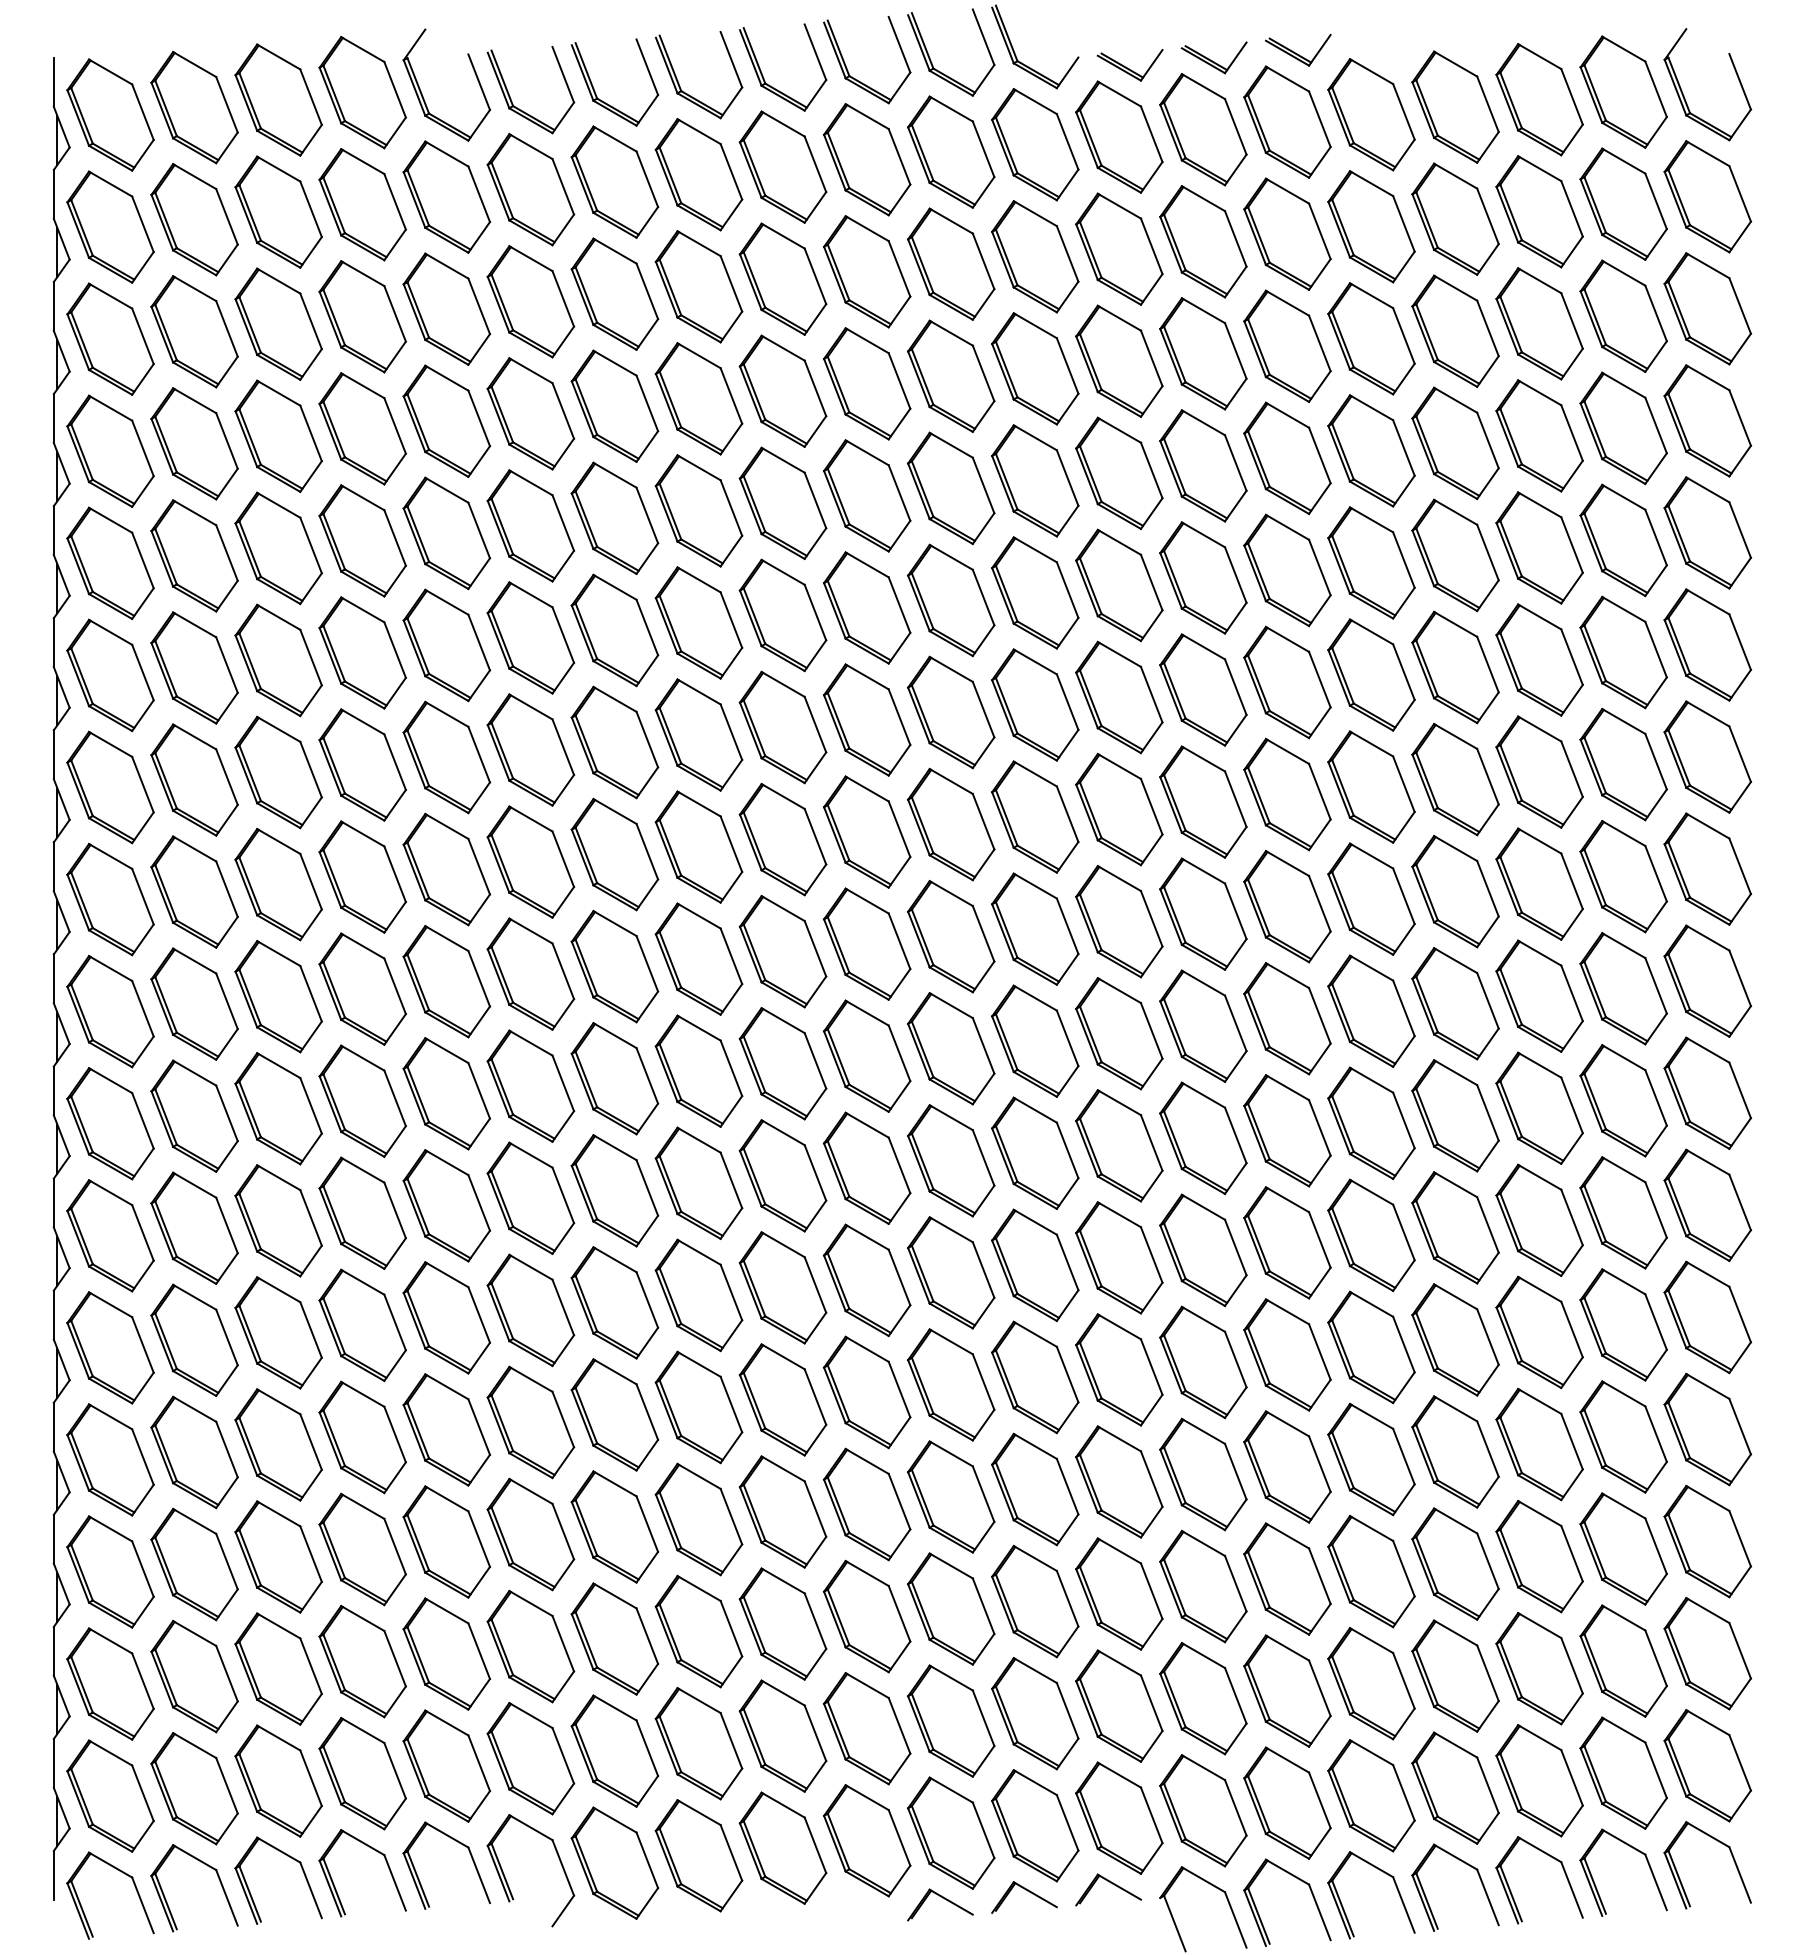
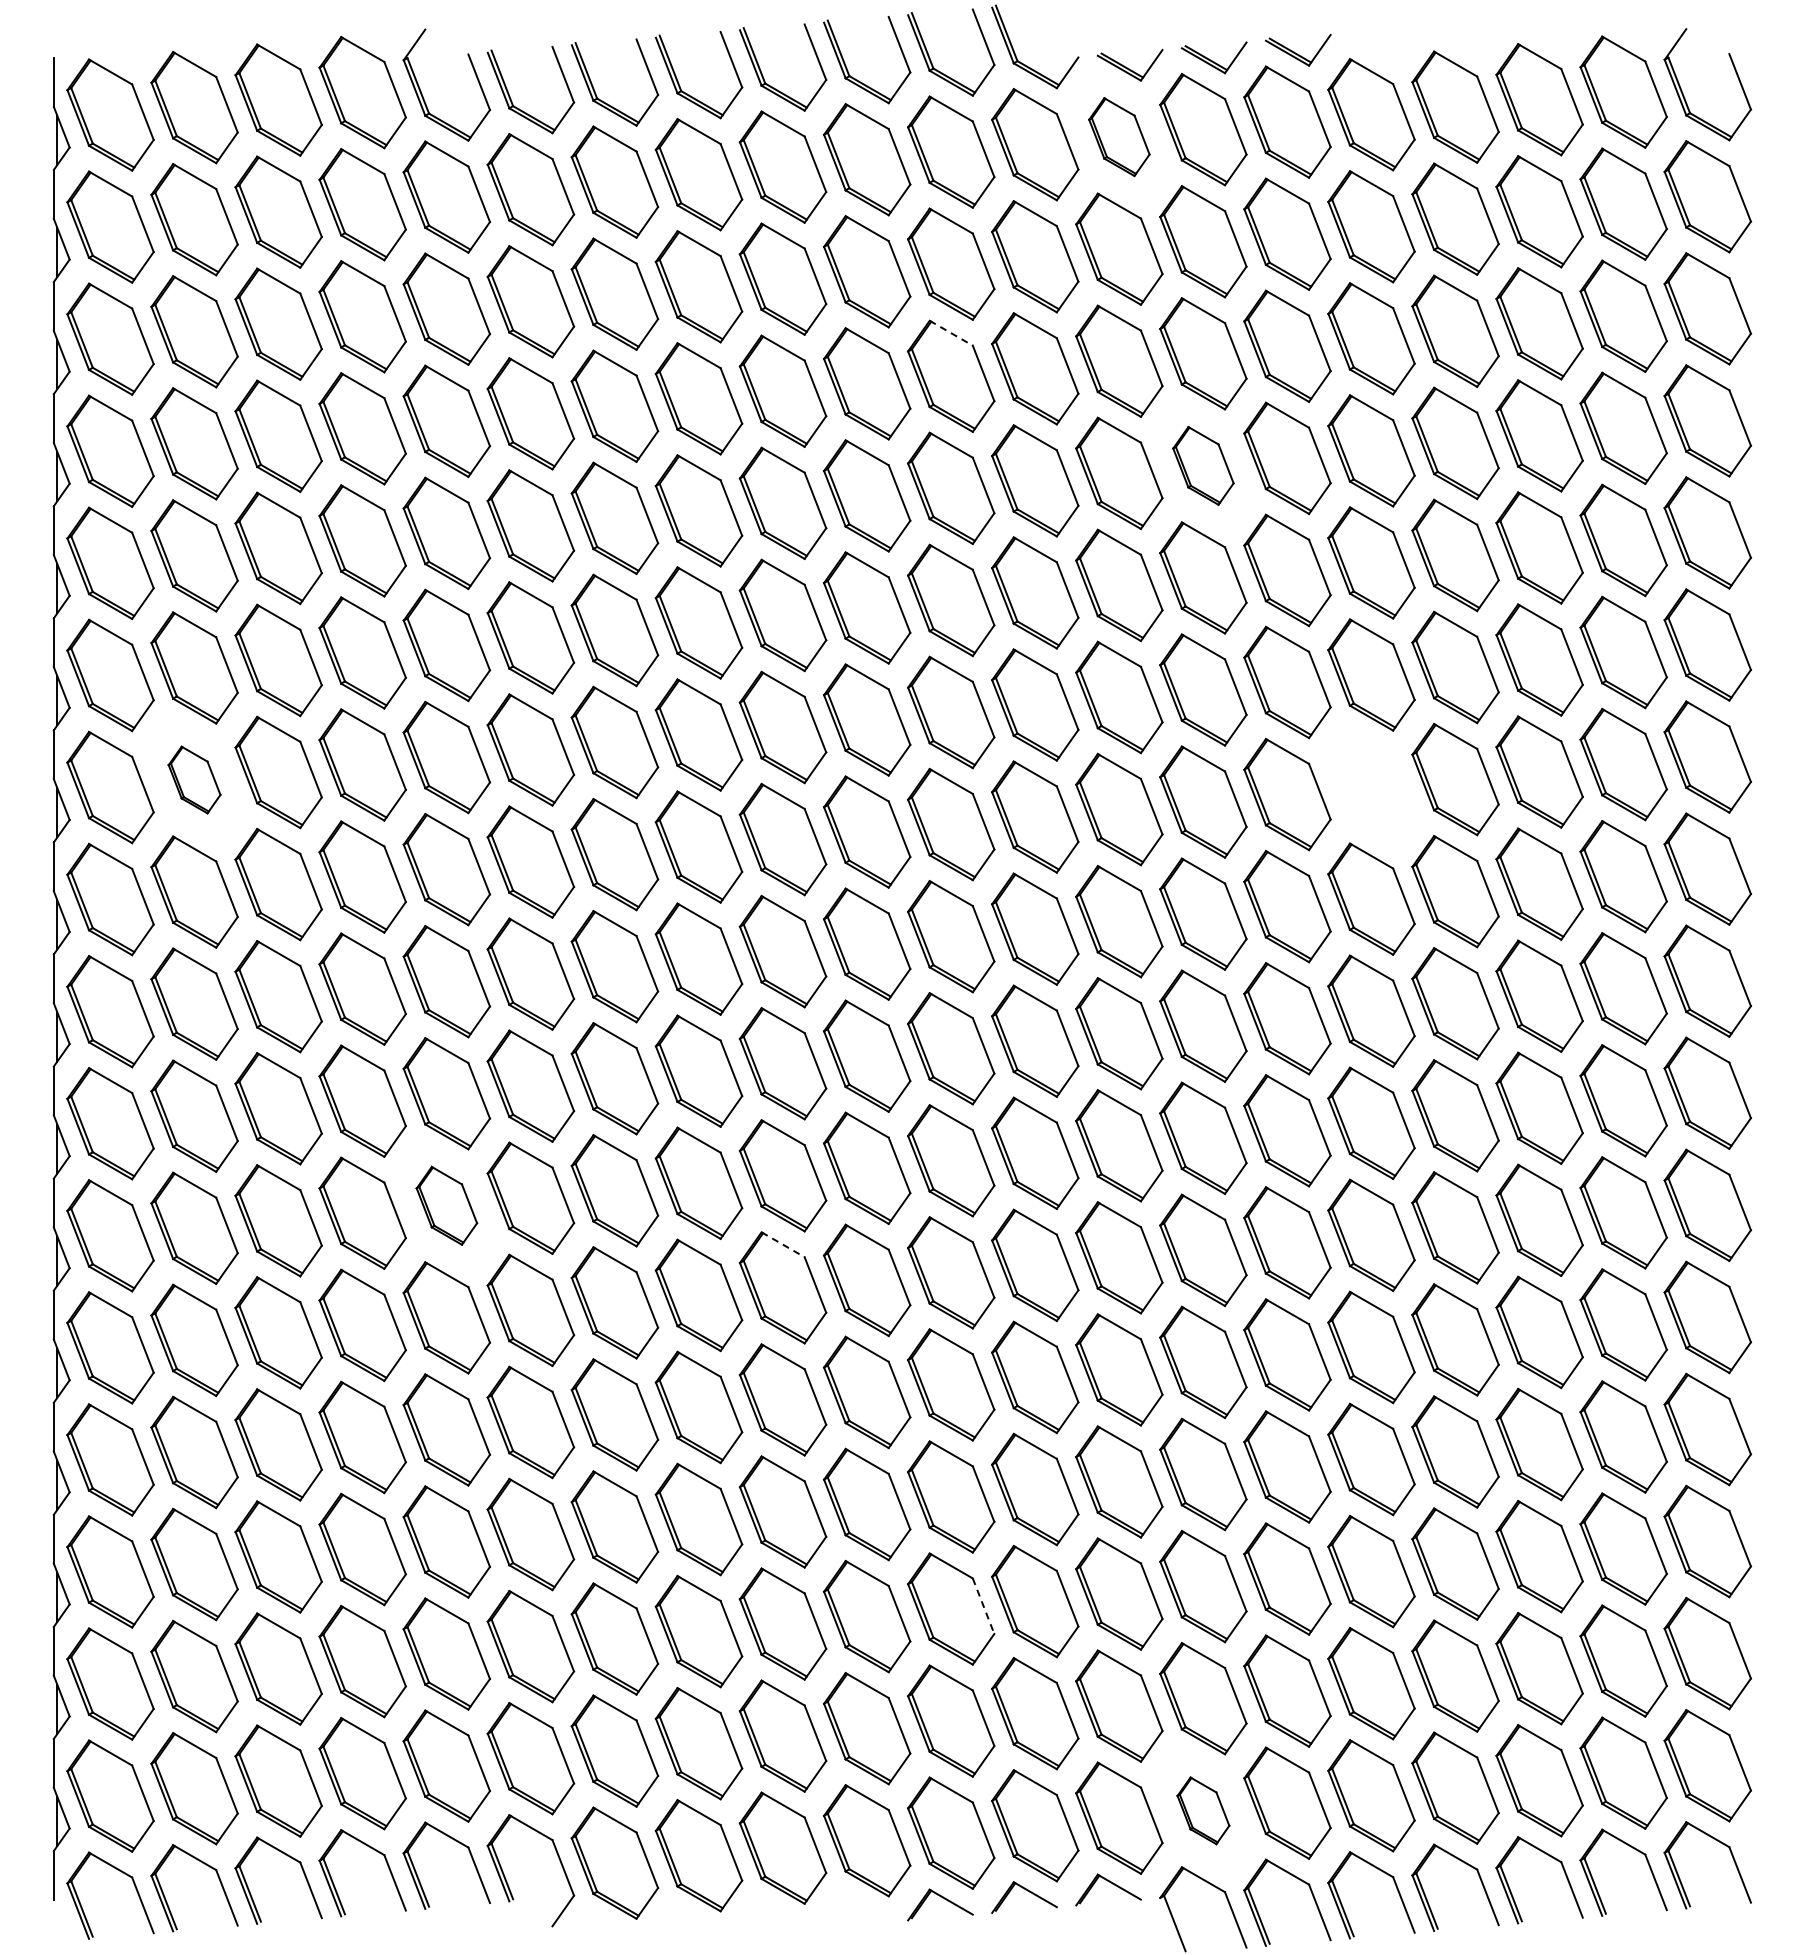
part size: 89x114 px -> 63x81 px (1119, 137)
line: solid -> dashed (951, 333)
part size: 89x114 px -> 63x81 px (1203, 465)
part size: 89x114 px -> 55x70 px (194, 779)
part: present -> none (1371, 786)
part size: 90x114 px -> 64x81 px (446, 1205)
line: solid -> dashed (783, 1244)
line: solid -> dashed (983, 1606)
part size: 89x114 px -> 55x70 px (1203, 1810)
